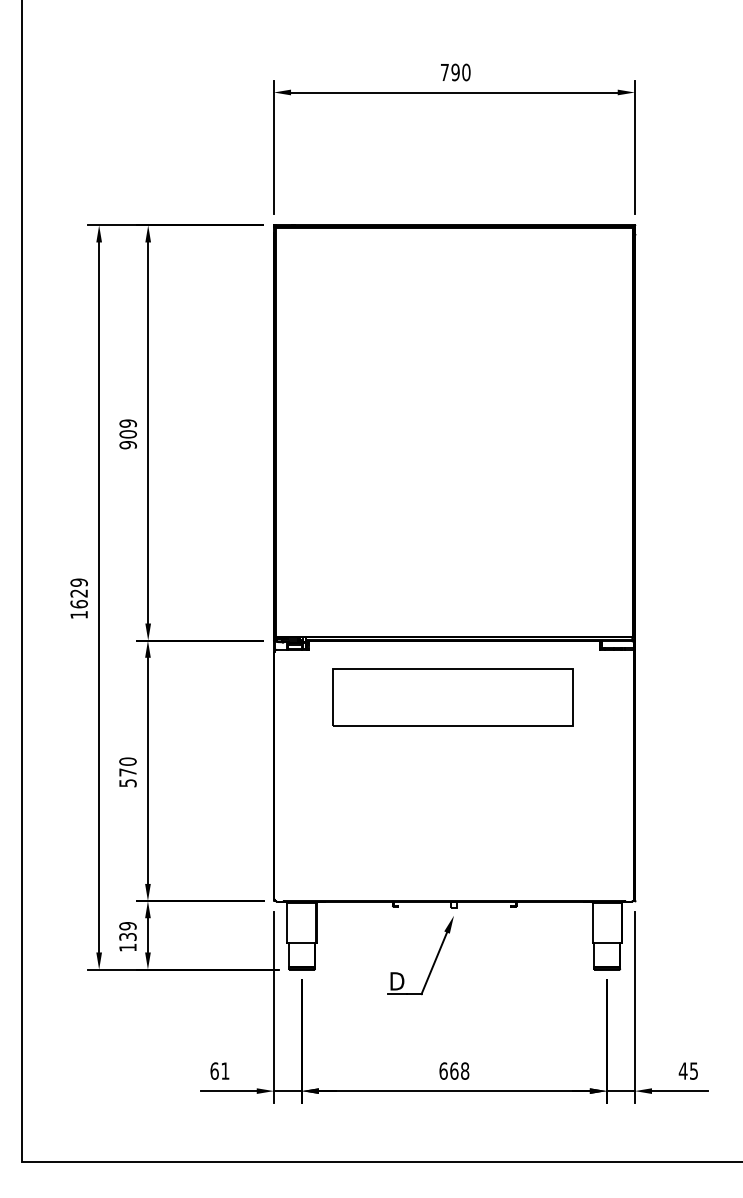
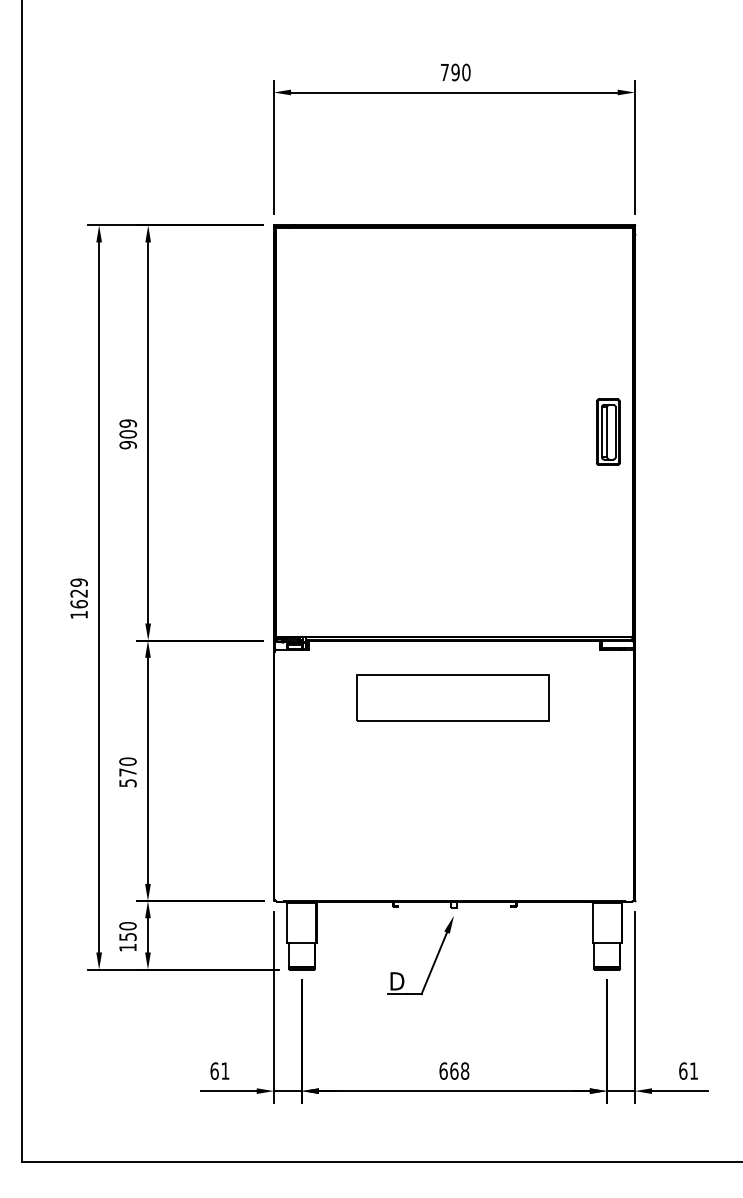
part: none -> present (608, 431)
part size: 242x59 px -> 194x48 px (452, 697)
text: 139 -> 150 (127, 931)
text: 45 -> 61 (687, 1070)
